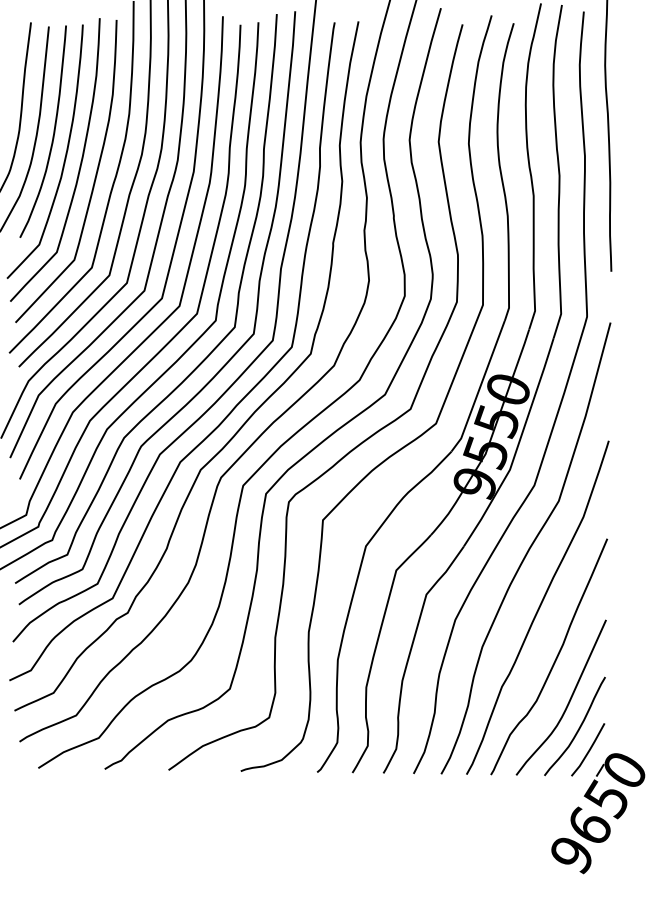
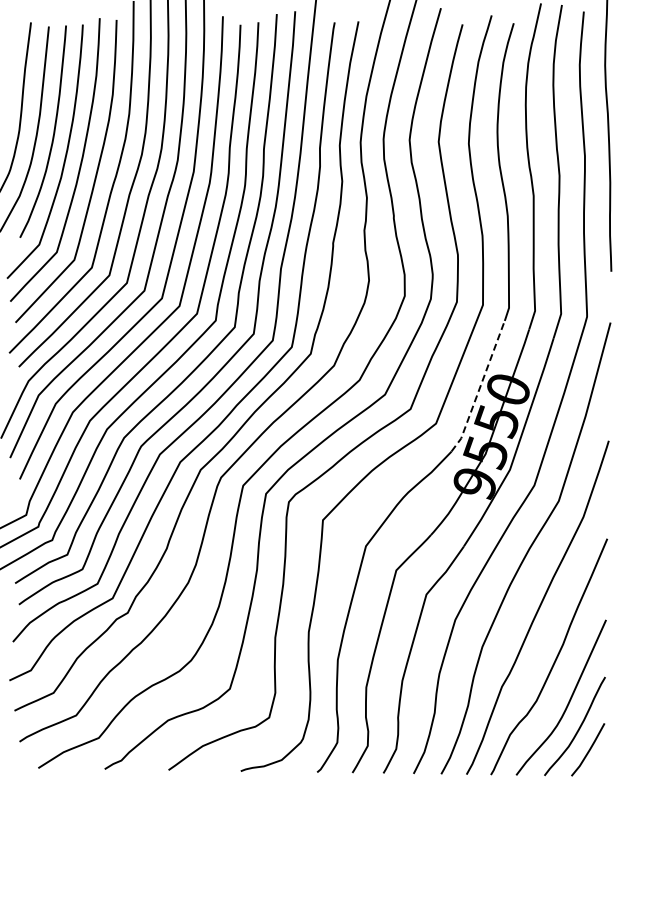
line: solid -> dashed (479, 388)
part: present -> none (598, 813)
